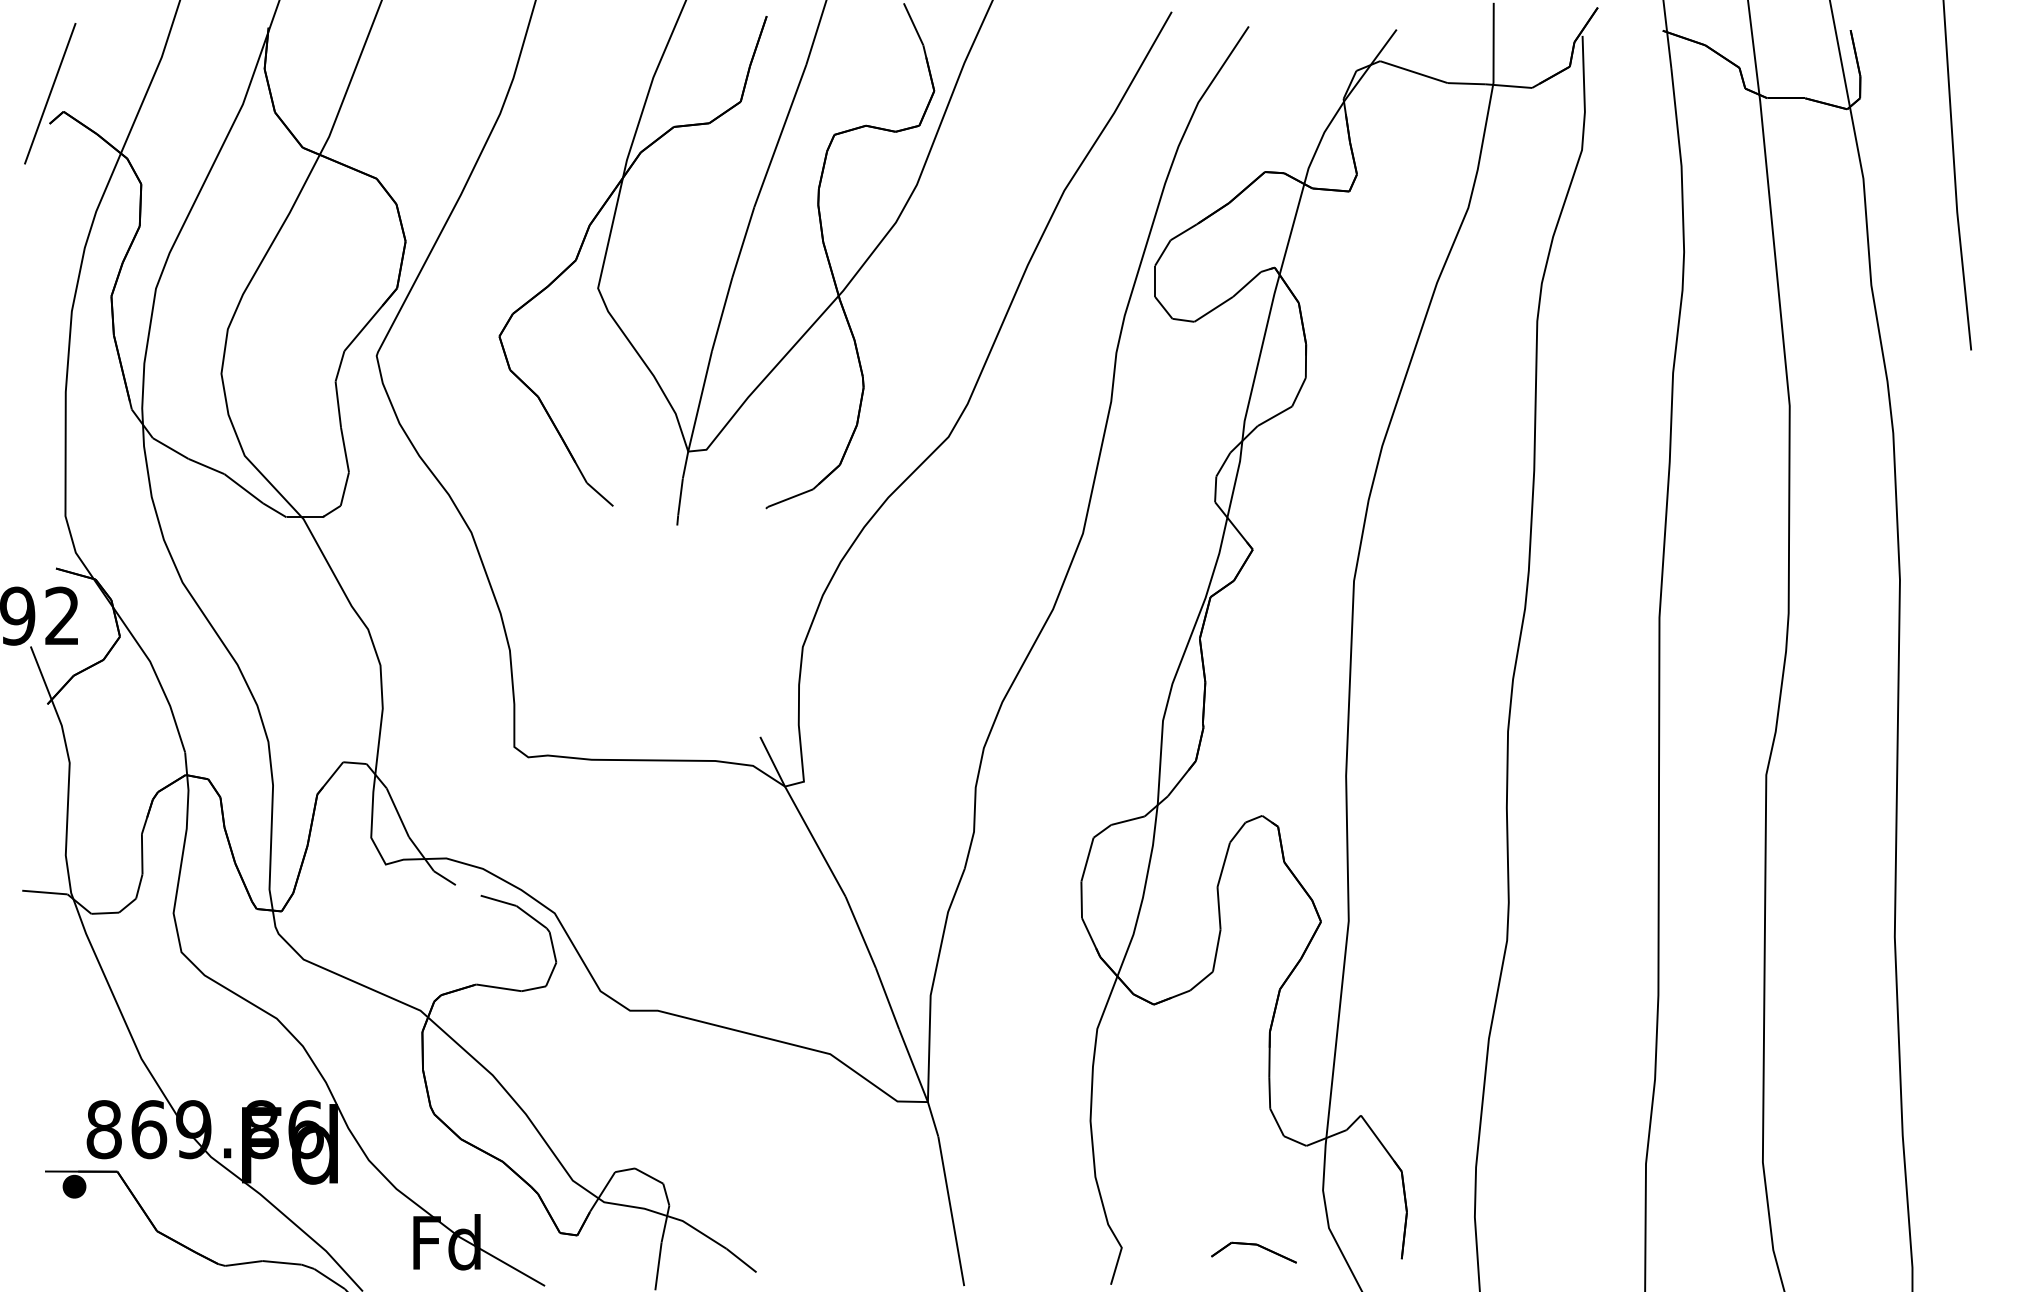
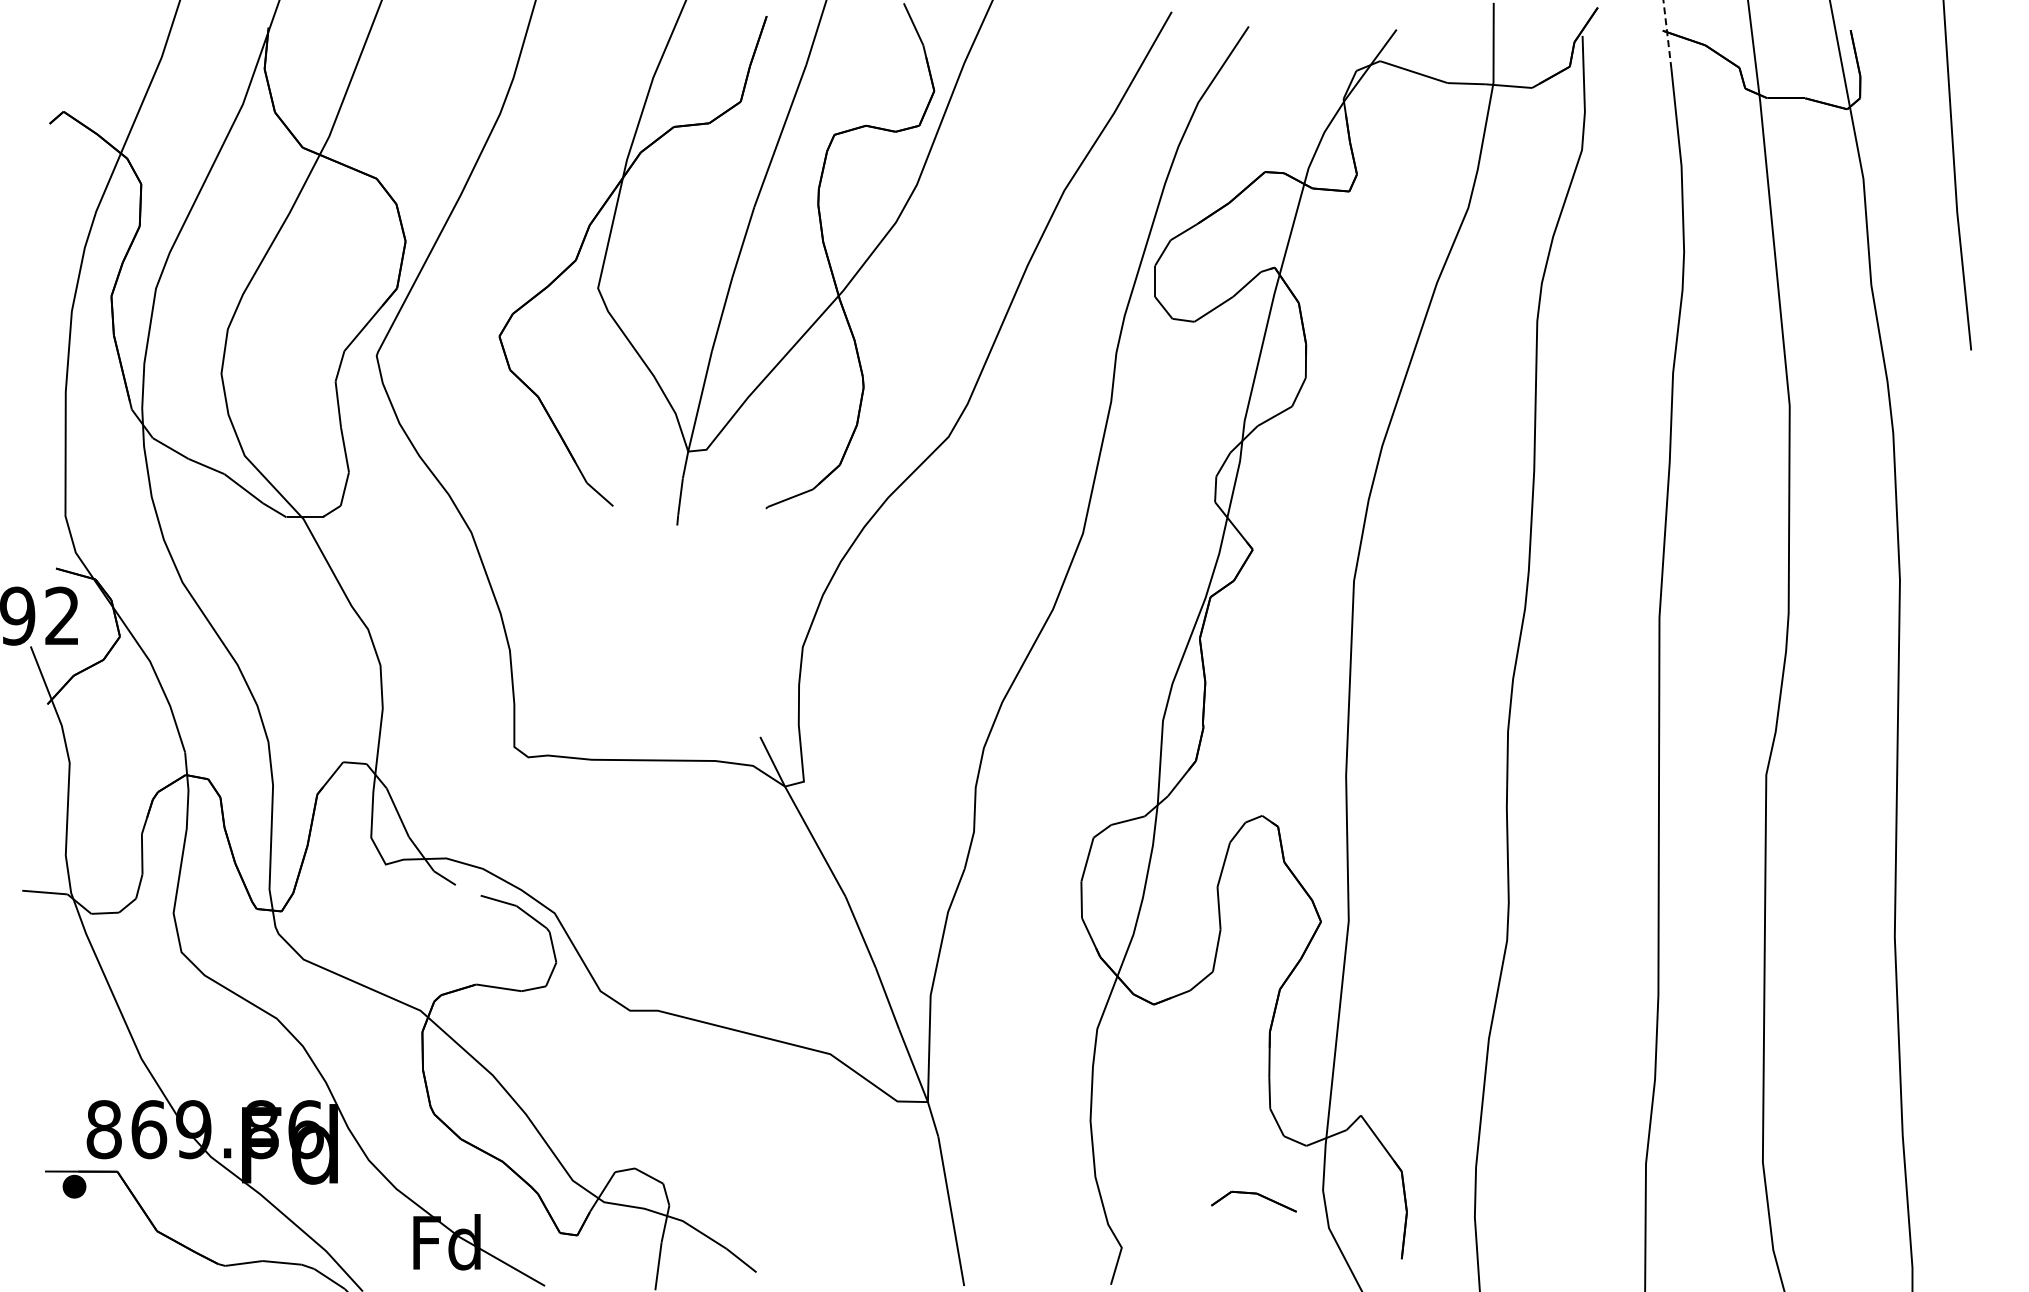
line: solid -> dashed (1667, 34)
line: present -> none (50, 93)
part position: (1253, 1245) -> (1253, 1194) (1253, 1194)
